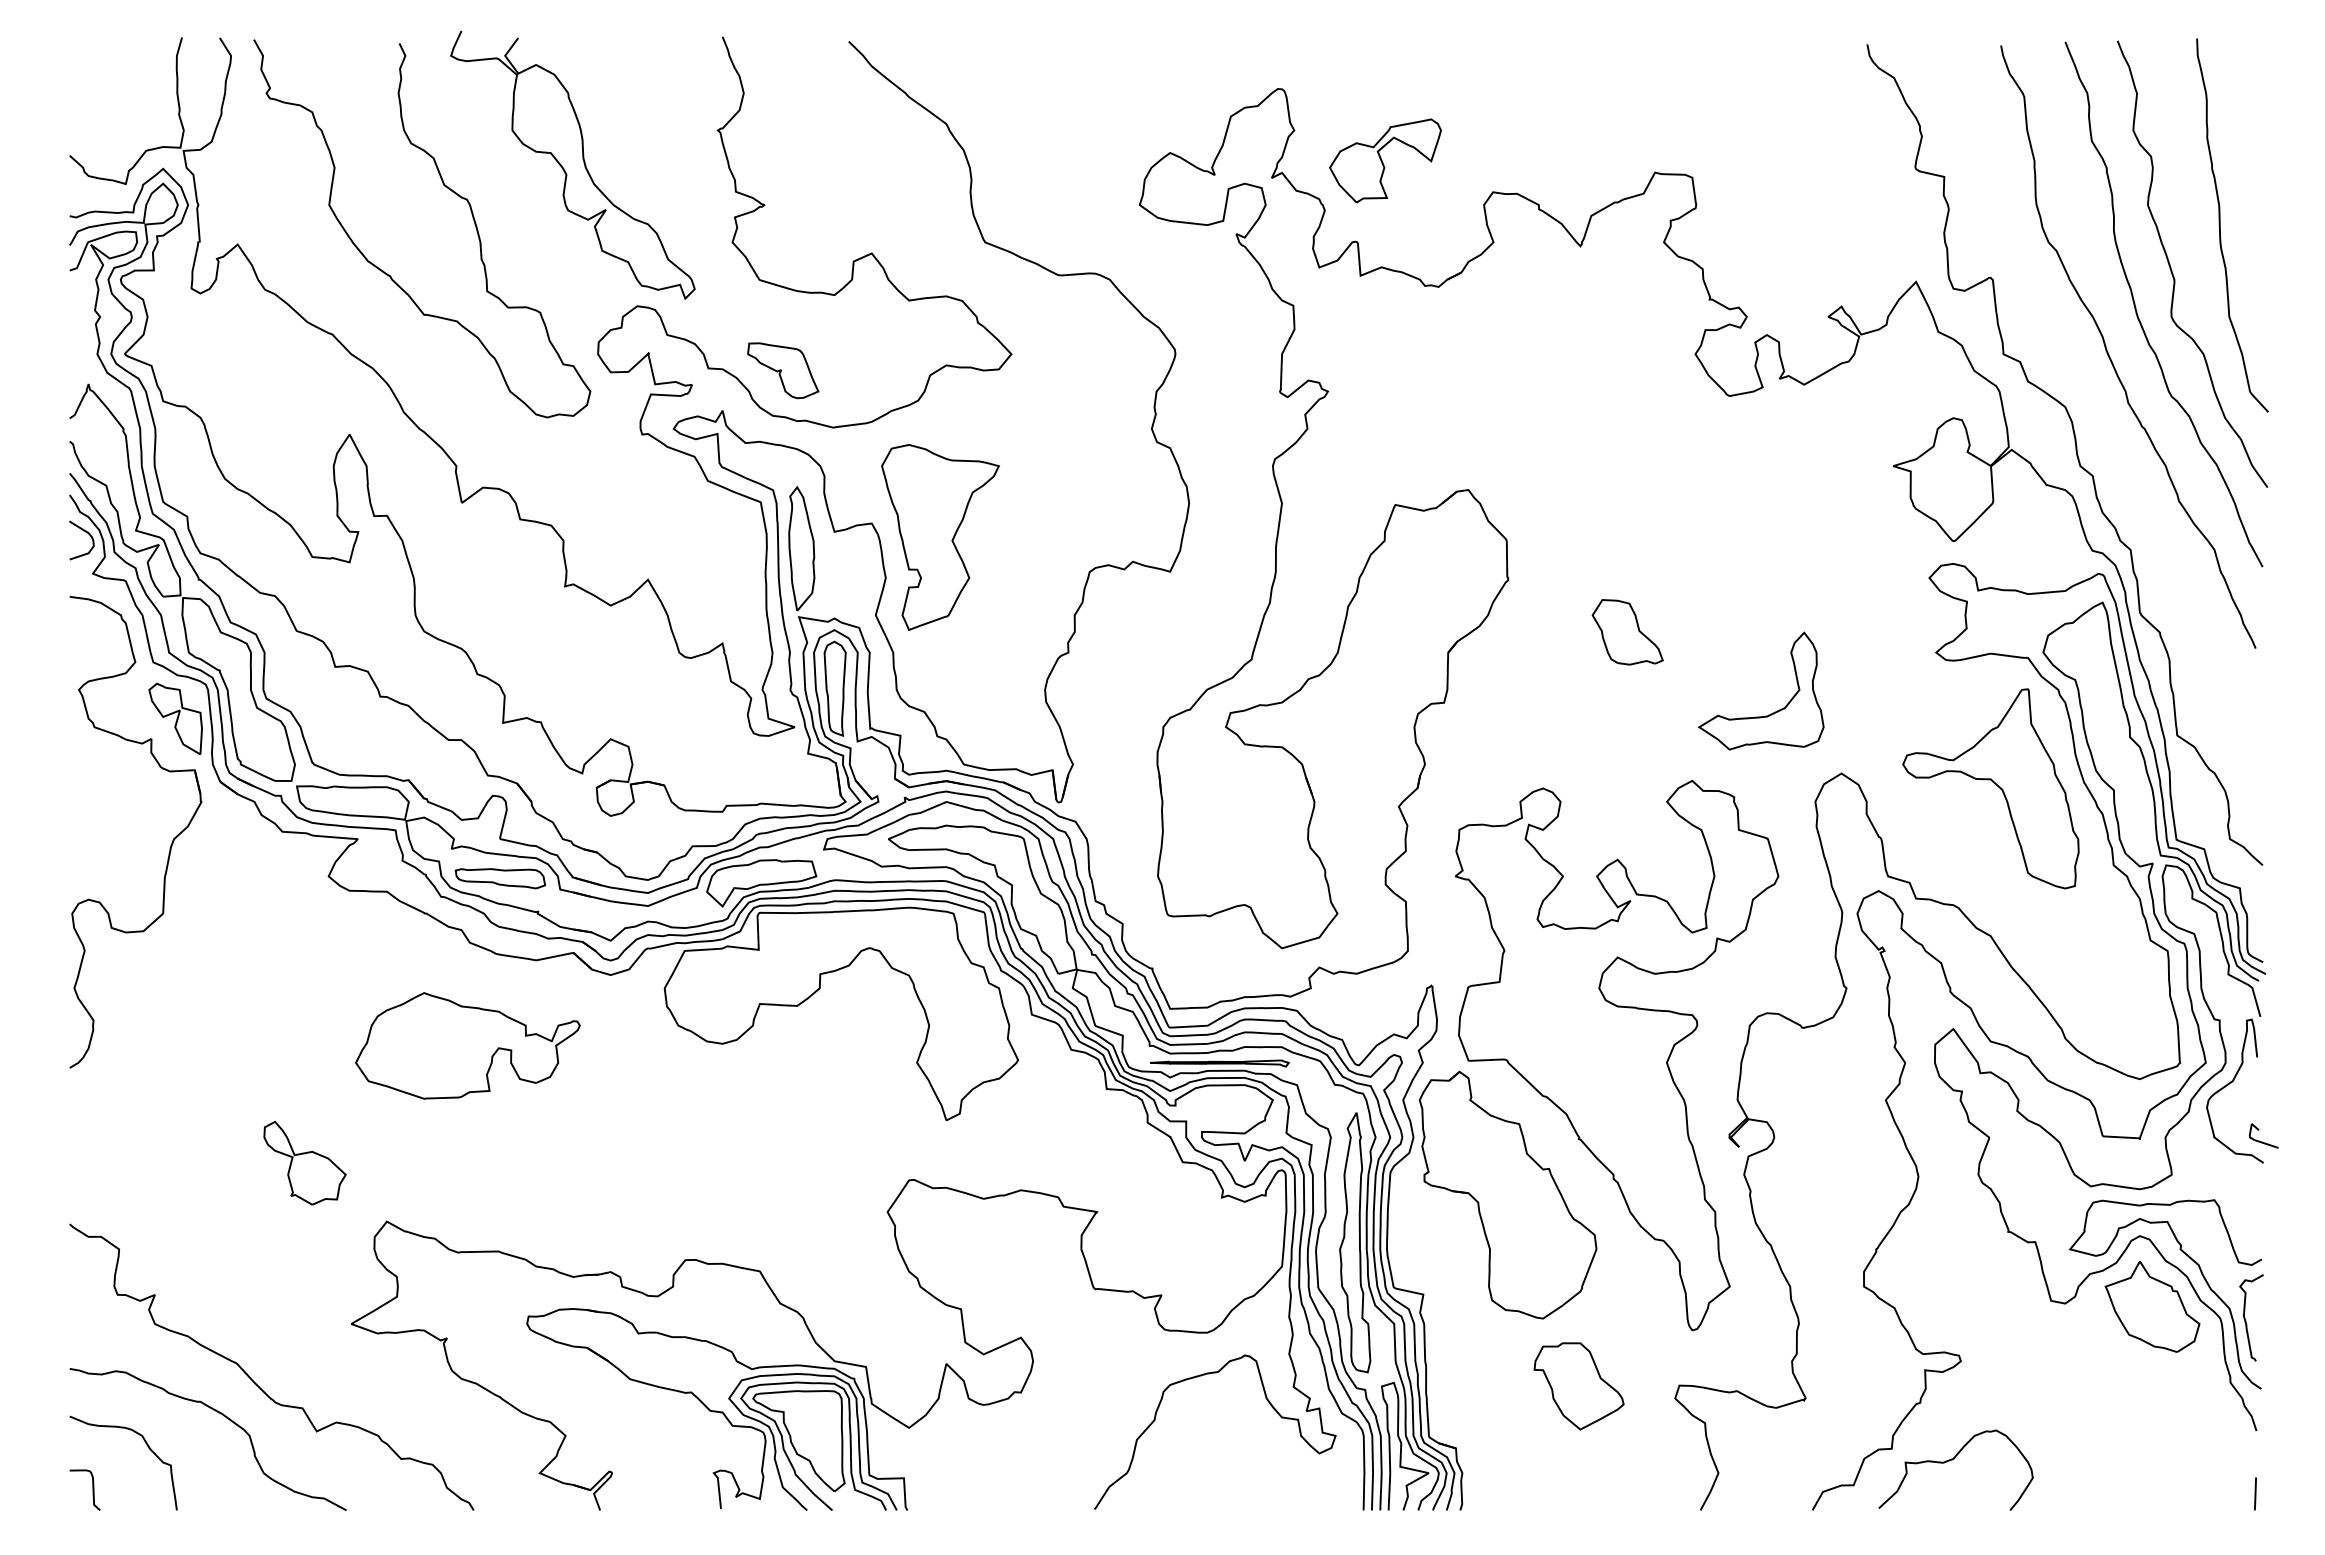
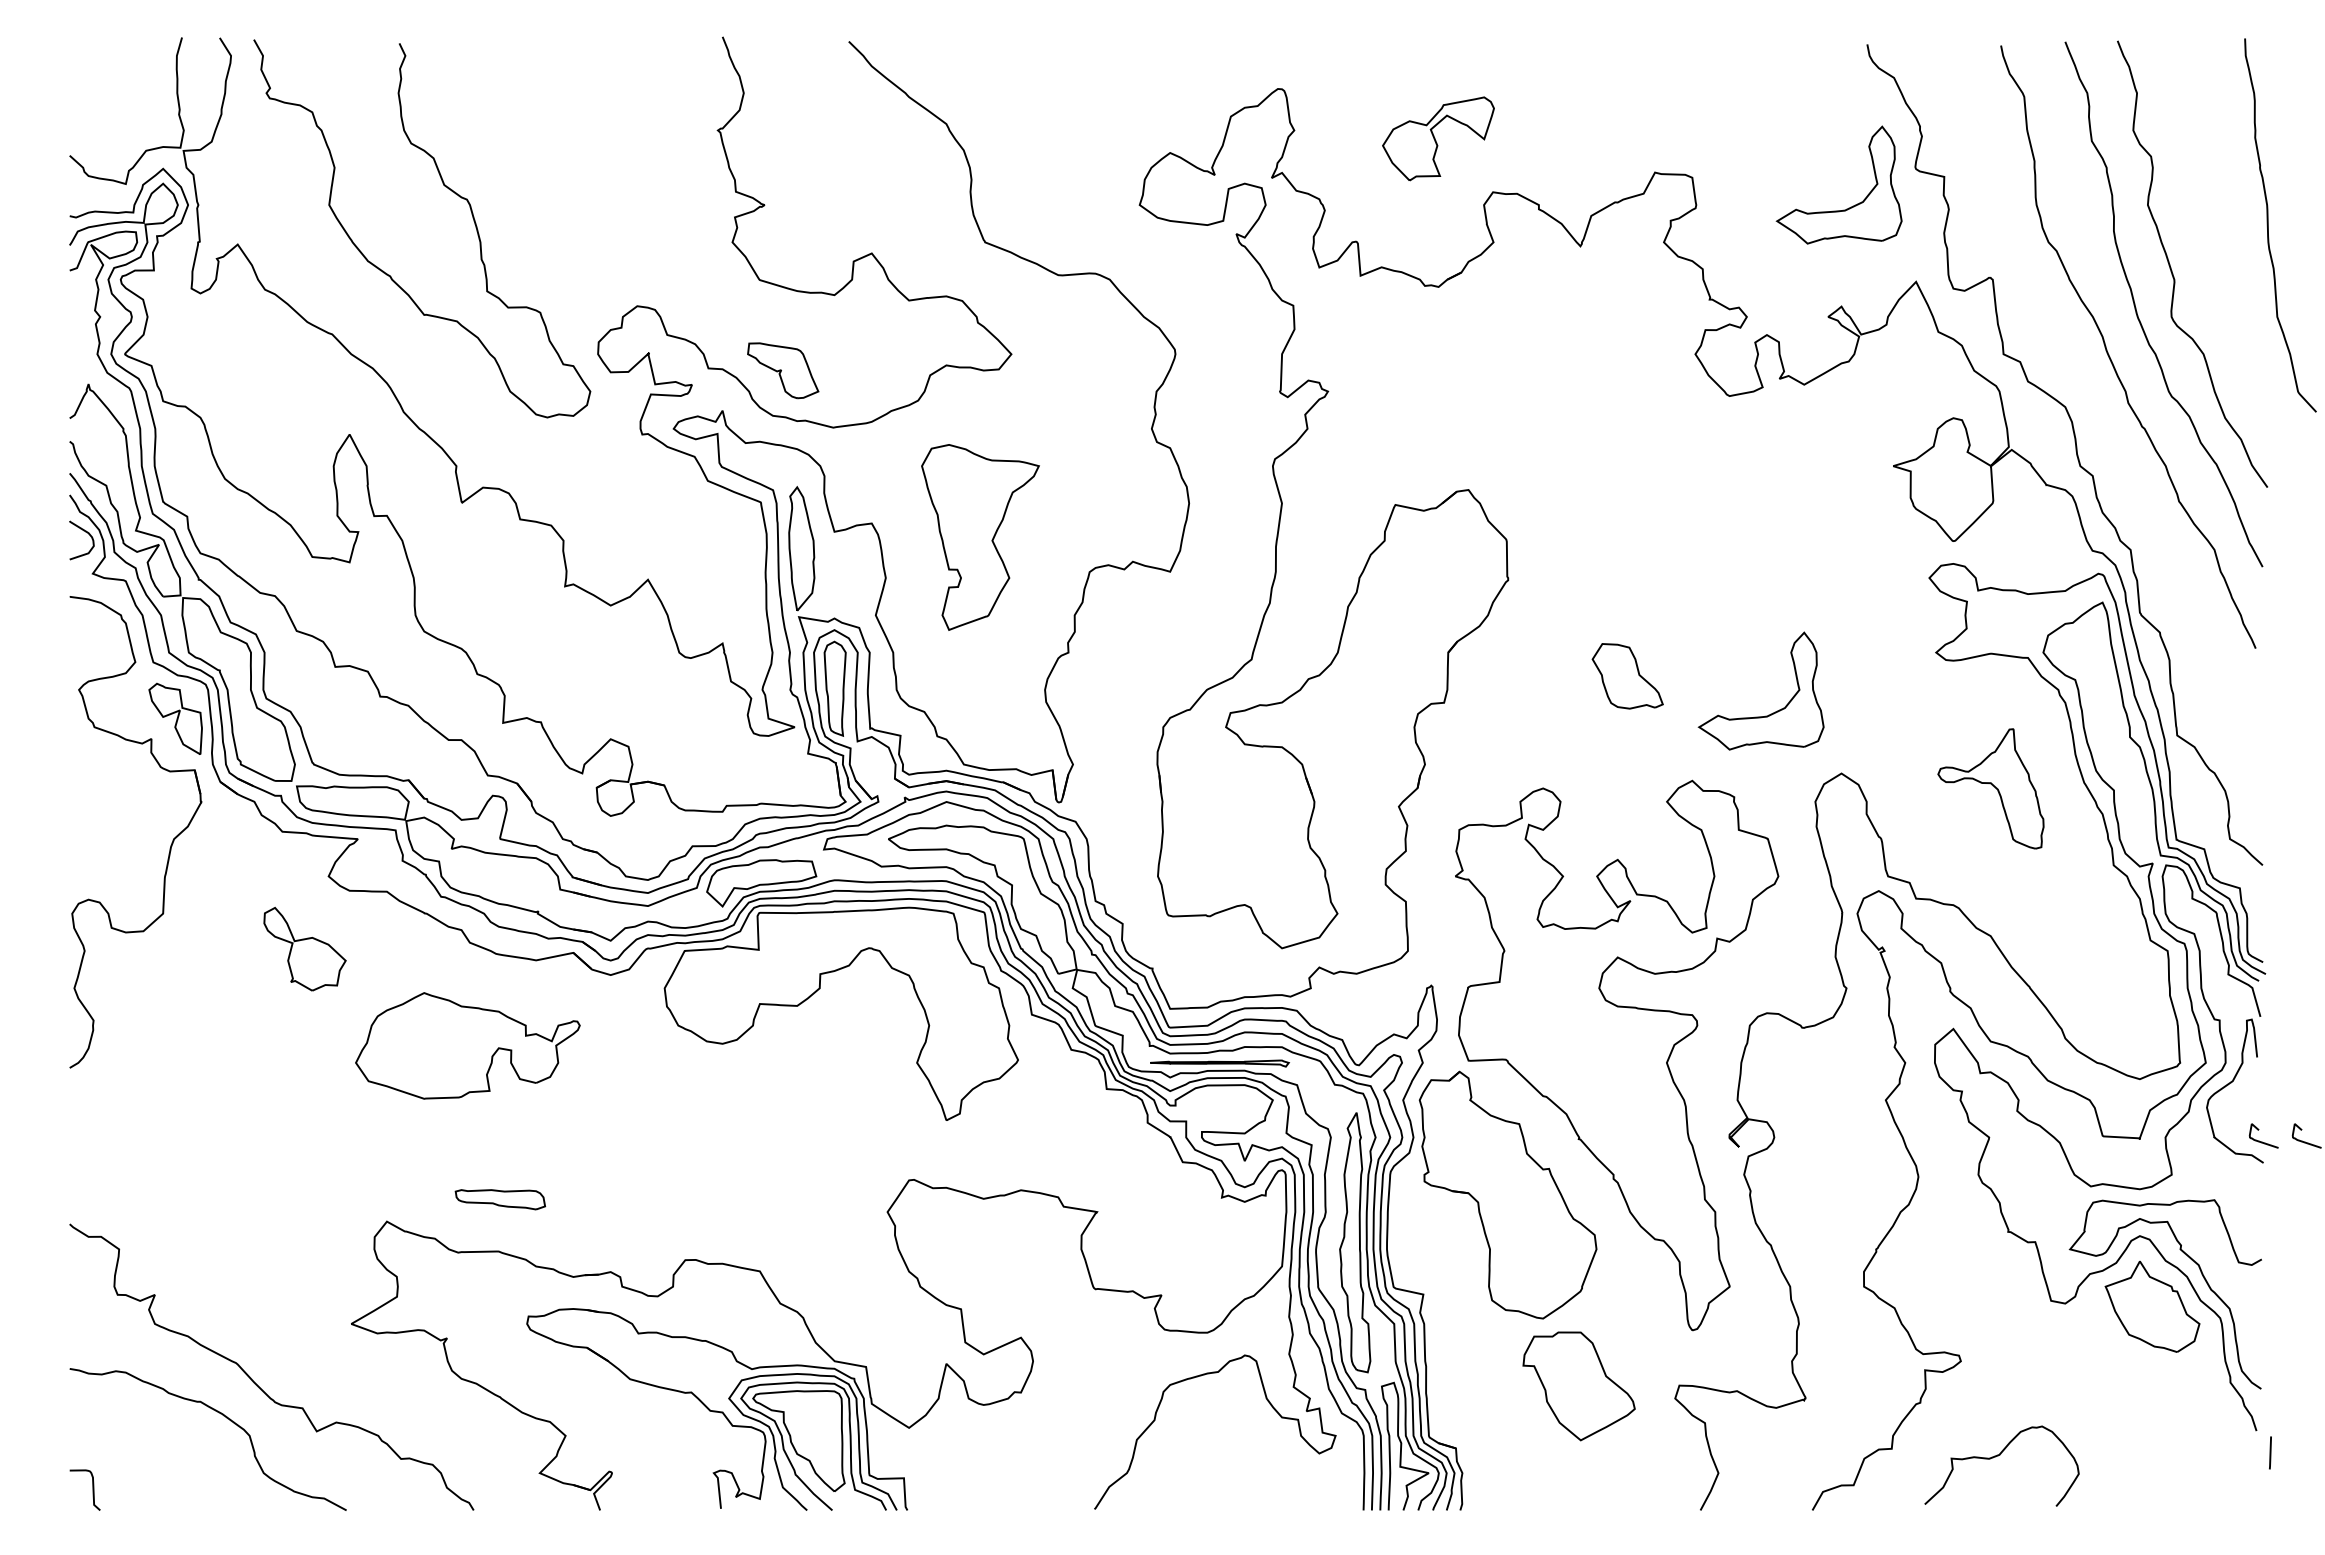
part position: (1385, 160) -> (1438, 138) (1438, 138)
curve: present -> none (564, 168)
part: none -> present (1848, 207)
curve position: (2220, 225) -> (2268, 225) (2268, 225)
part position: (940, 537) -> (980, 537) (980, 537)
part position: (1627, 632) -> (1627, 676) (1627, 676)
part size: 178x202 px -> 108x122 px (1990, 788)
part position: (500, 878) -> (500, 1199) (500, 1199)
curve: none -> present (2305, 1141)
part position: (304, 1162) -> (304, 948) (304, 948)
curve: present -> none (2246, 1320)
part size: 92x89 px -> 114x111 px (1578, 1386)
curve: present -> none (146, 1445)
curve position: (1952, 1460) -> (1998, 1456) (1998, 1456)
line position: (2255, 1493) -> (2270, 1452) (2270, 1452)
